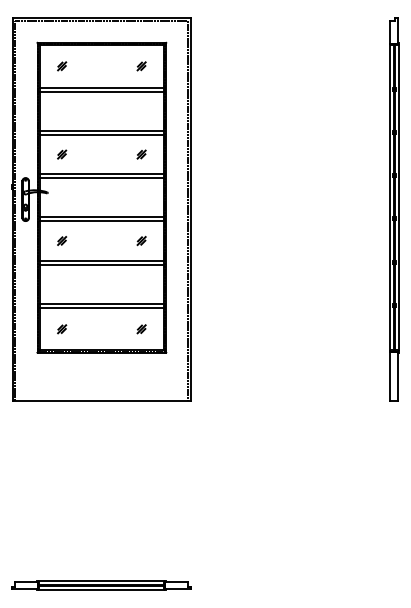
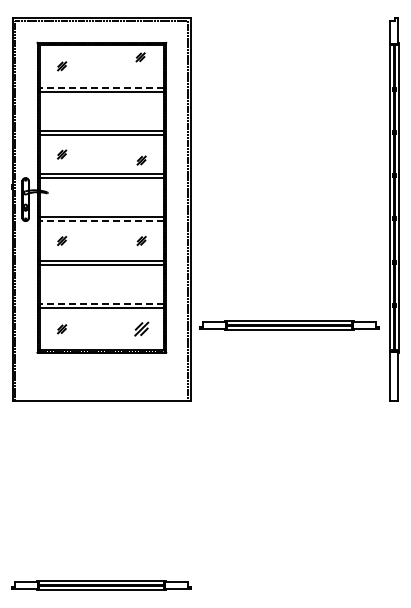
part position: (141, 66) -> (140, 57) (140, 57)
line: solid -> dashed (101, 87)
part position: (141, 154) -> (141, 160) (141, 160)
line: solid -> dashed (101, 221)
line: solid -> dashed (101, 303)
part: none -> present (289, 325)
part size: 11x11 px -> 16x16 px (141, 328)
